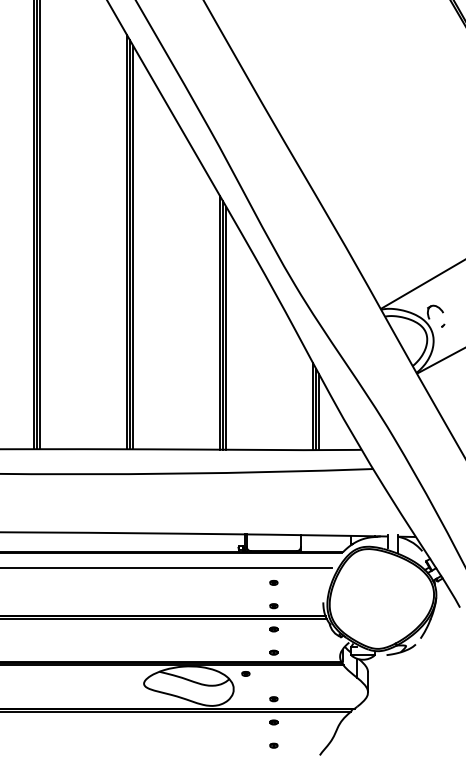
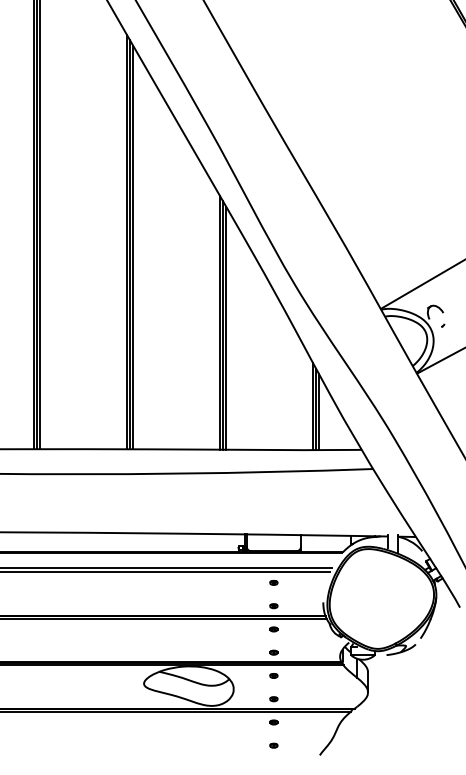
line: none -> present (166, 572)
part position: (245, 673) -> (273, 675) (273, 675)
